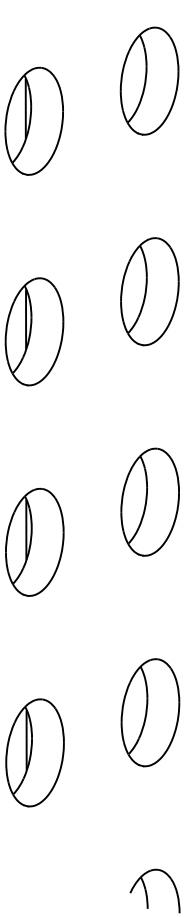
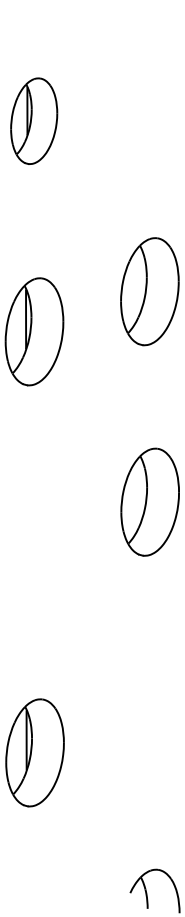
part: present -> none (149, 80)
part size: 60x110 px -> 49x88 px (34, 120)
part: present -> none (34, 541)
part: present -> none (150, 712)
